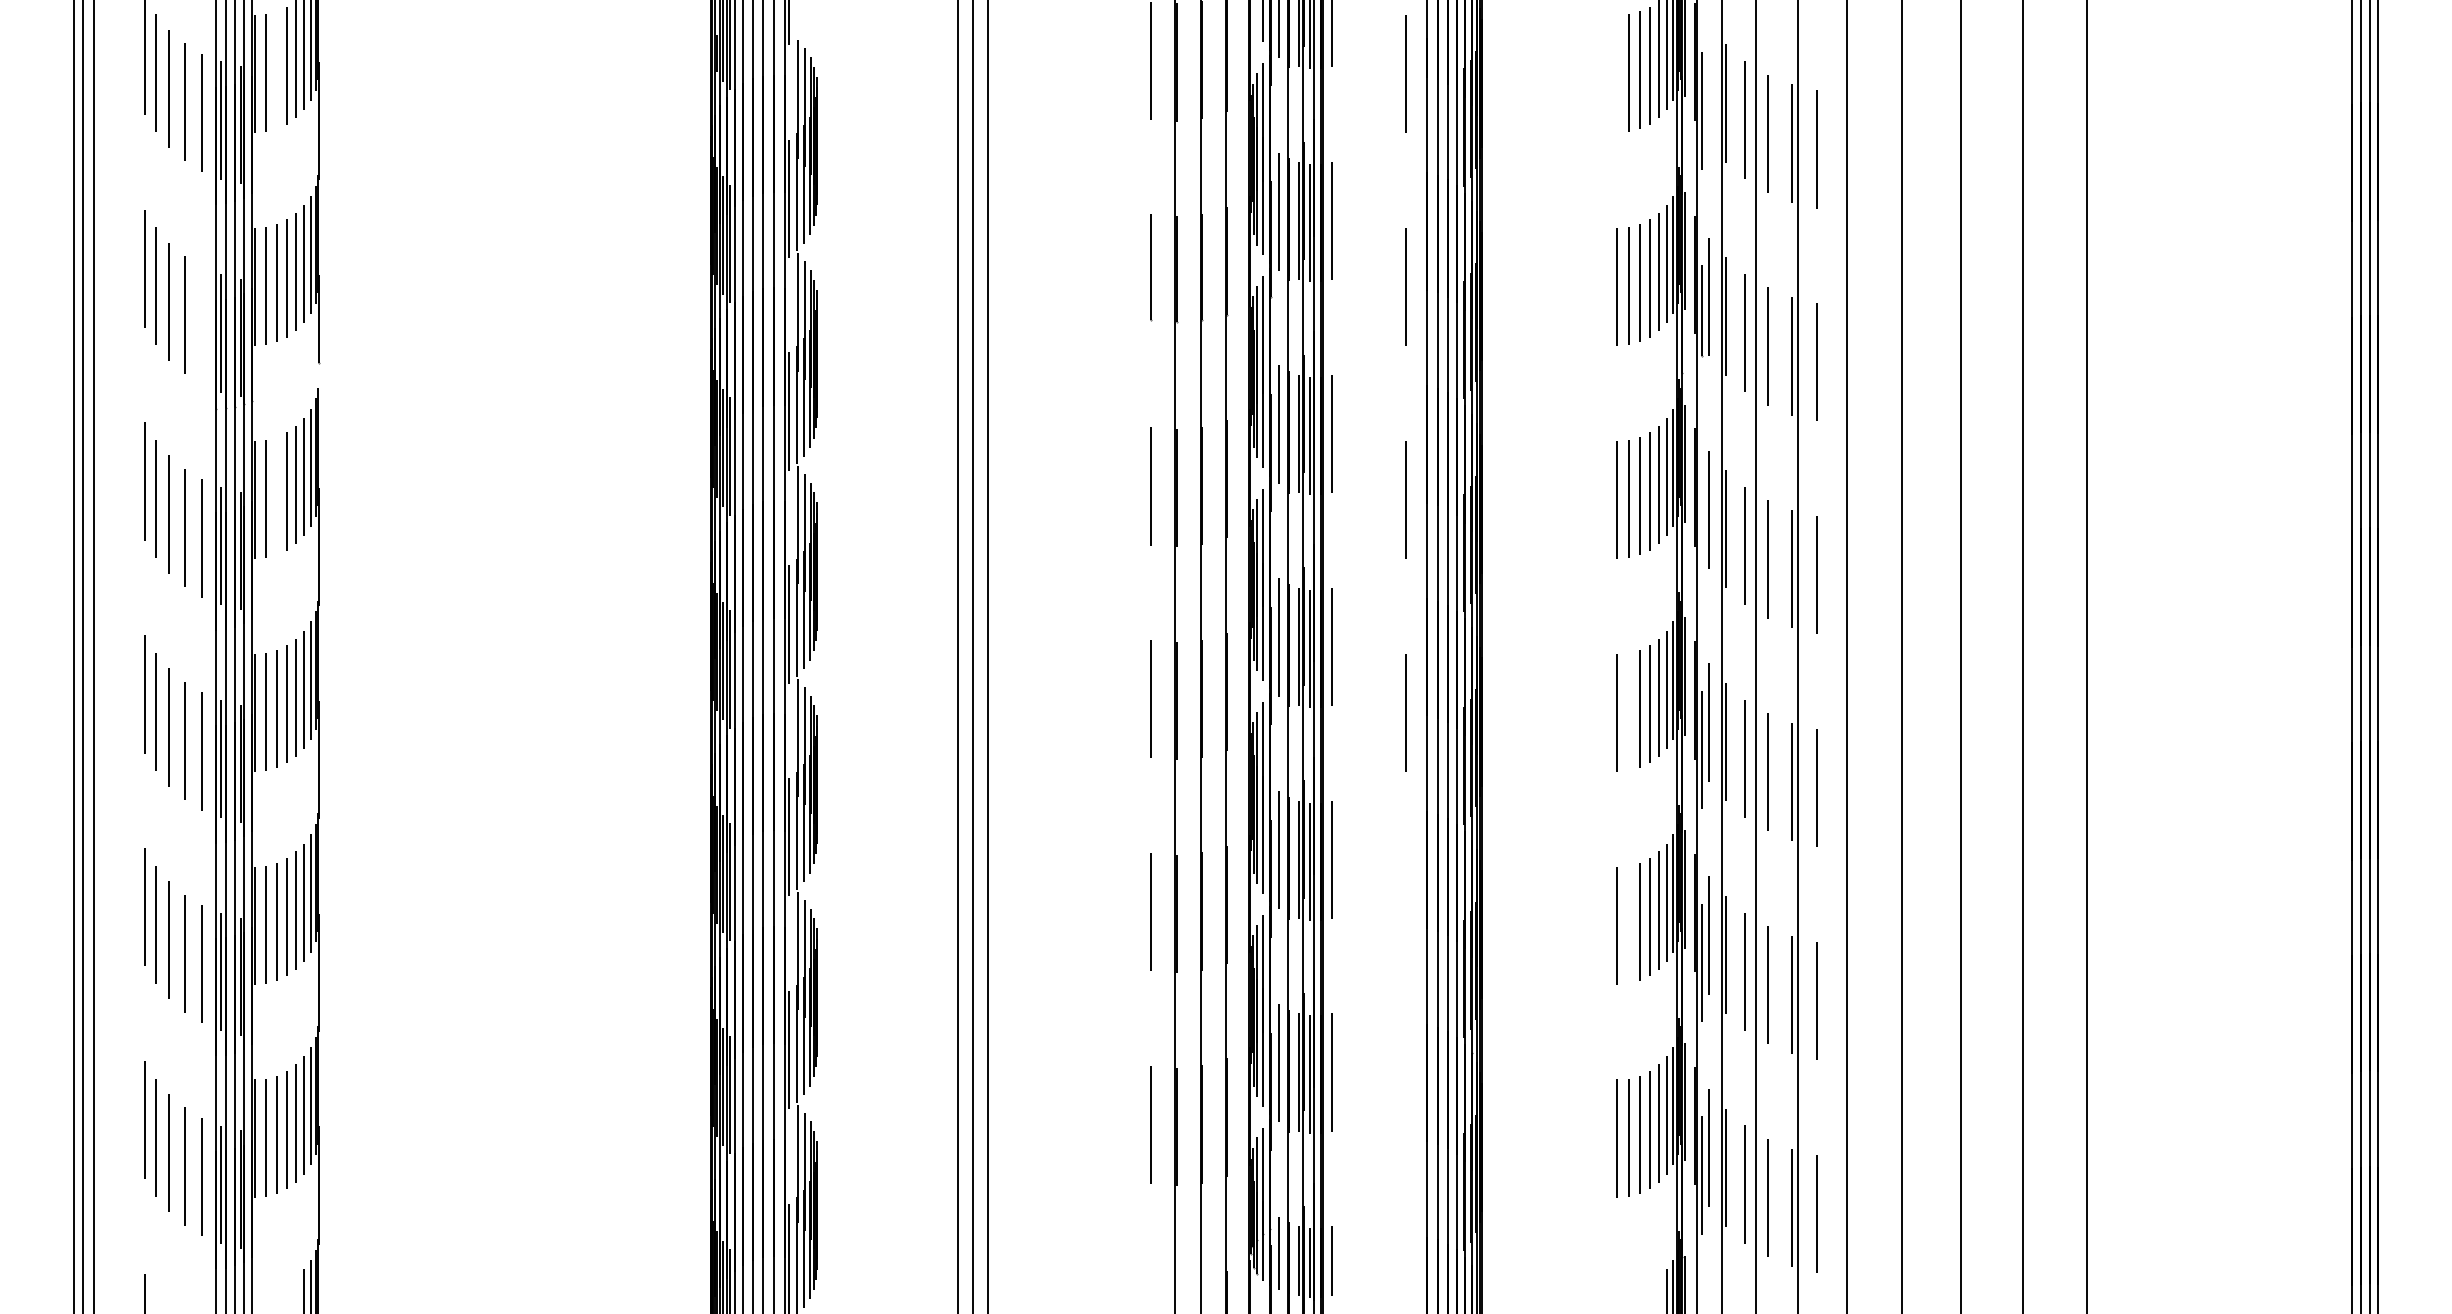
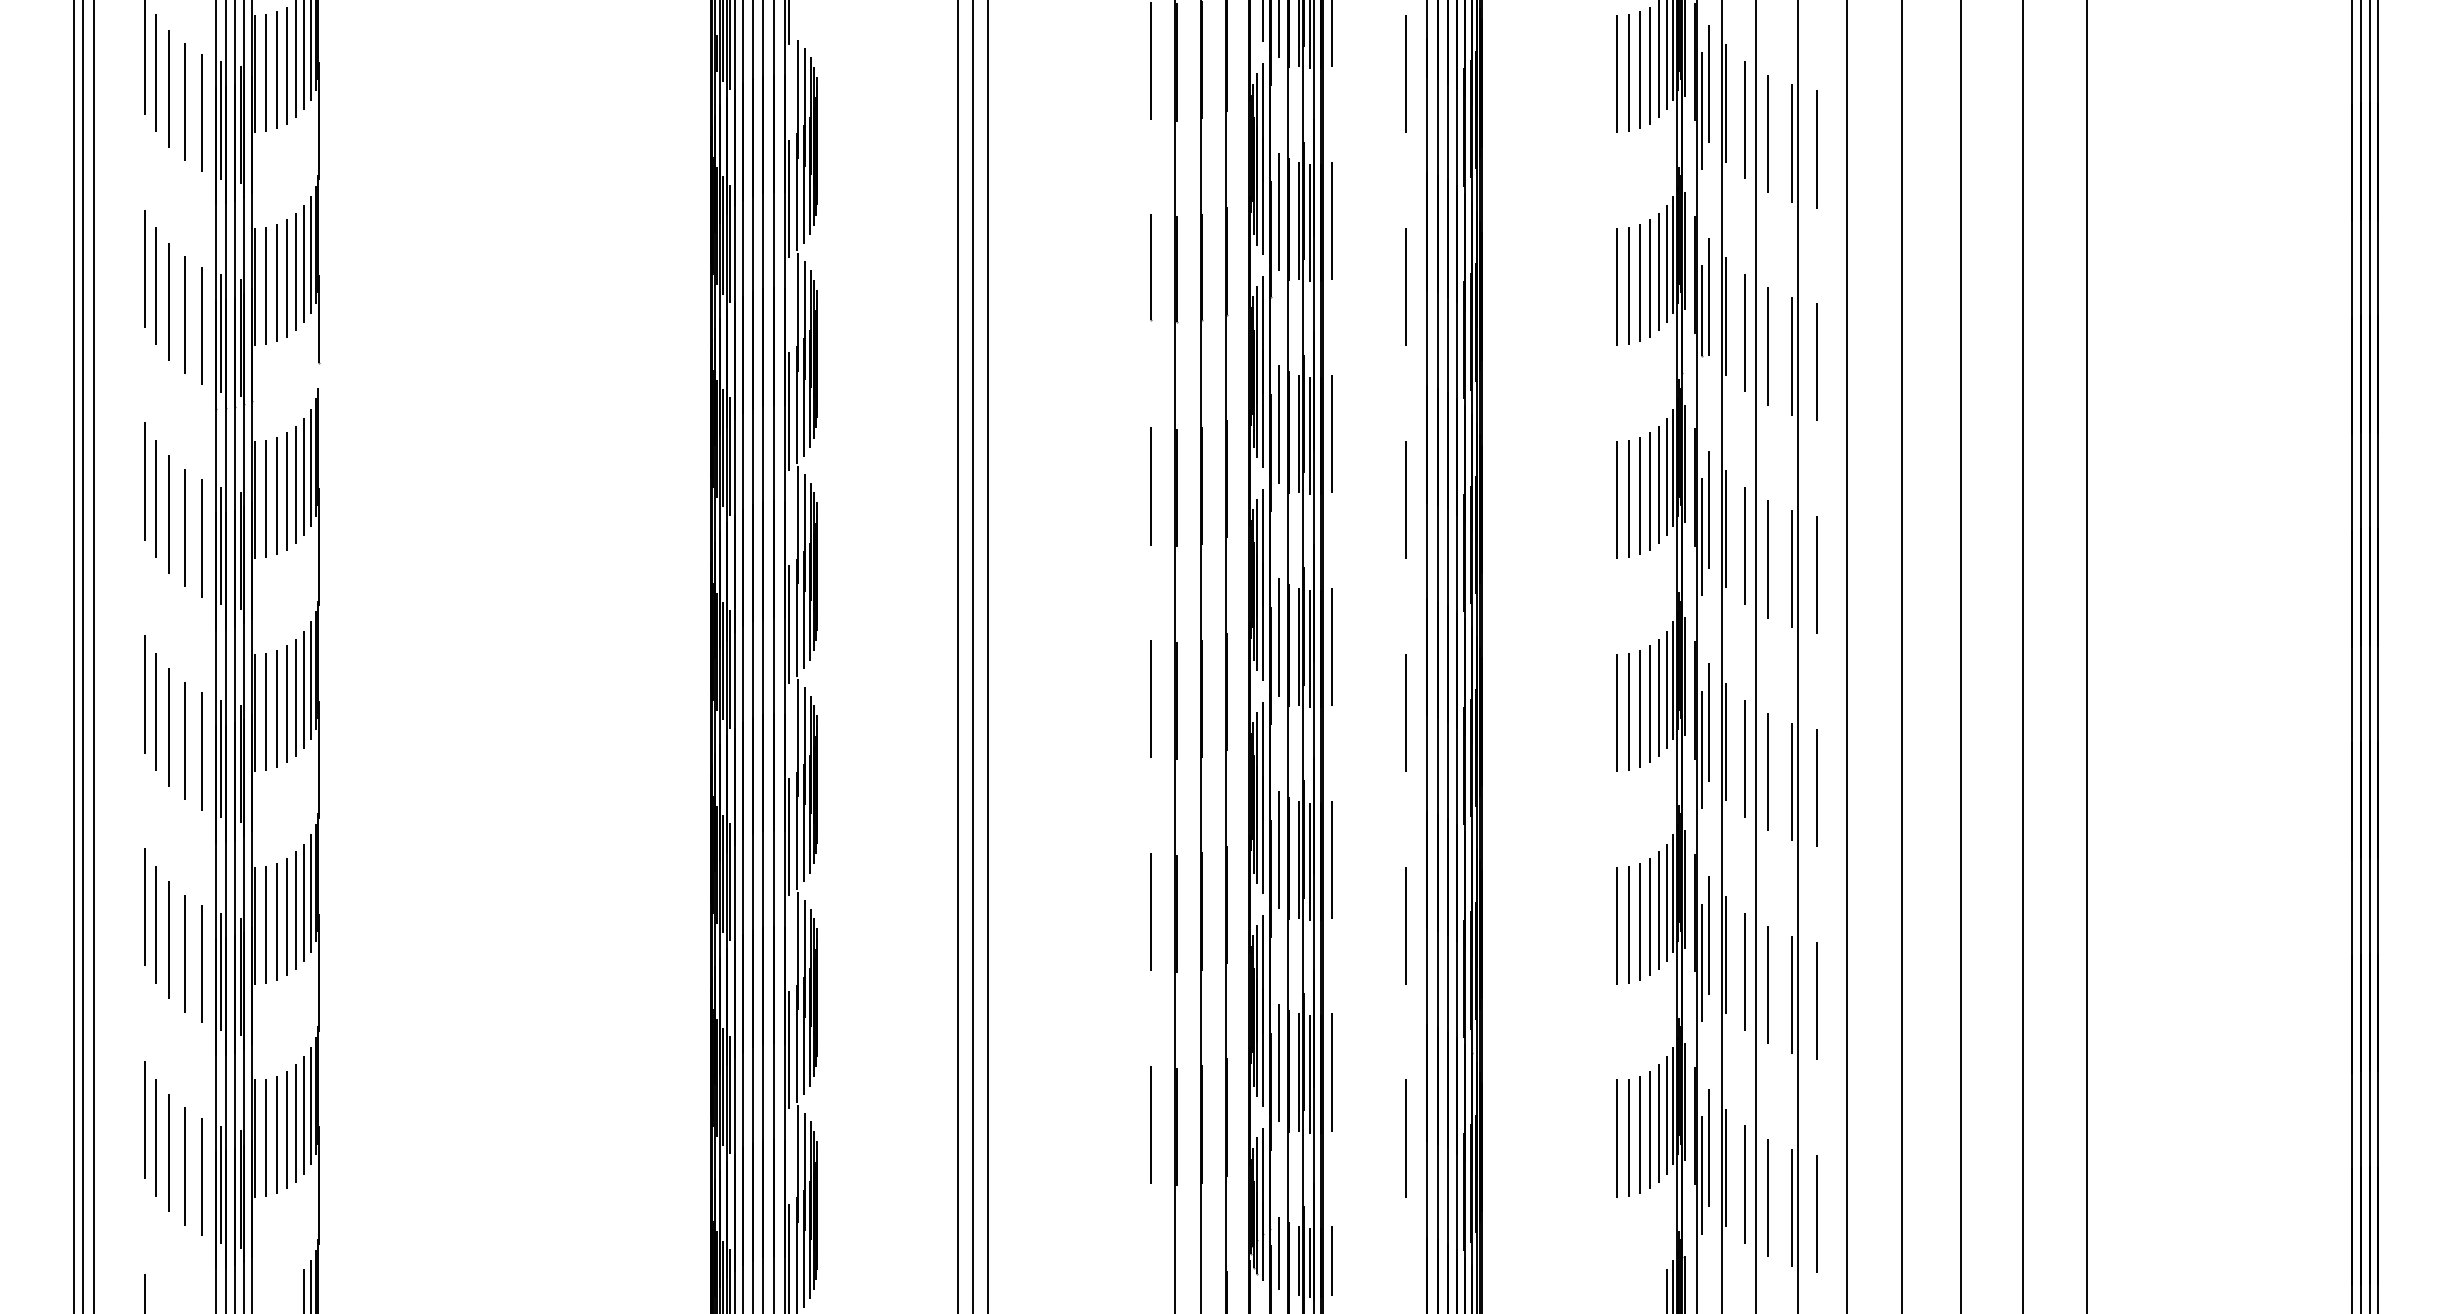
line: none -> present (277, 70)
line: none -> present (1616, 73)
line: none -> present (1708, 83)
line: none -> present (202, 325)
line: none -> present (276, 495)
line: none -> present (1701, 536)
line: none -> present (1628, 711)
line: none -> present (1628, 924)
line: none -> present (1406, 925)
line: none -> present (1406, 1138)
